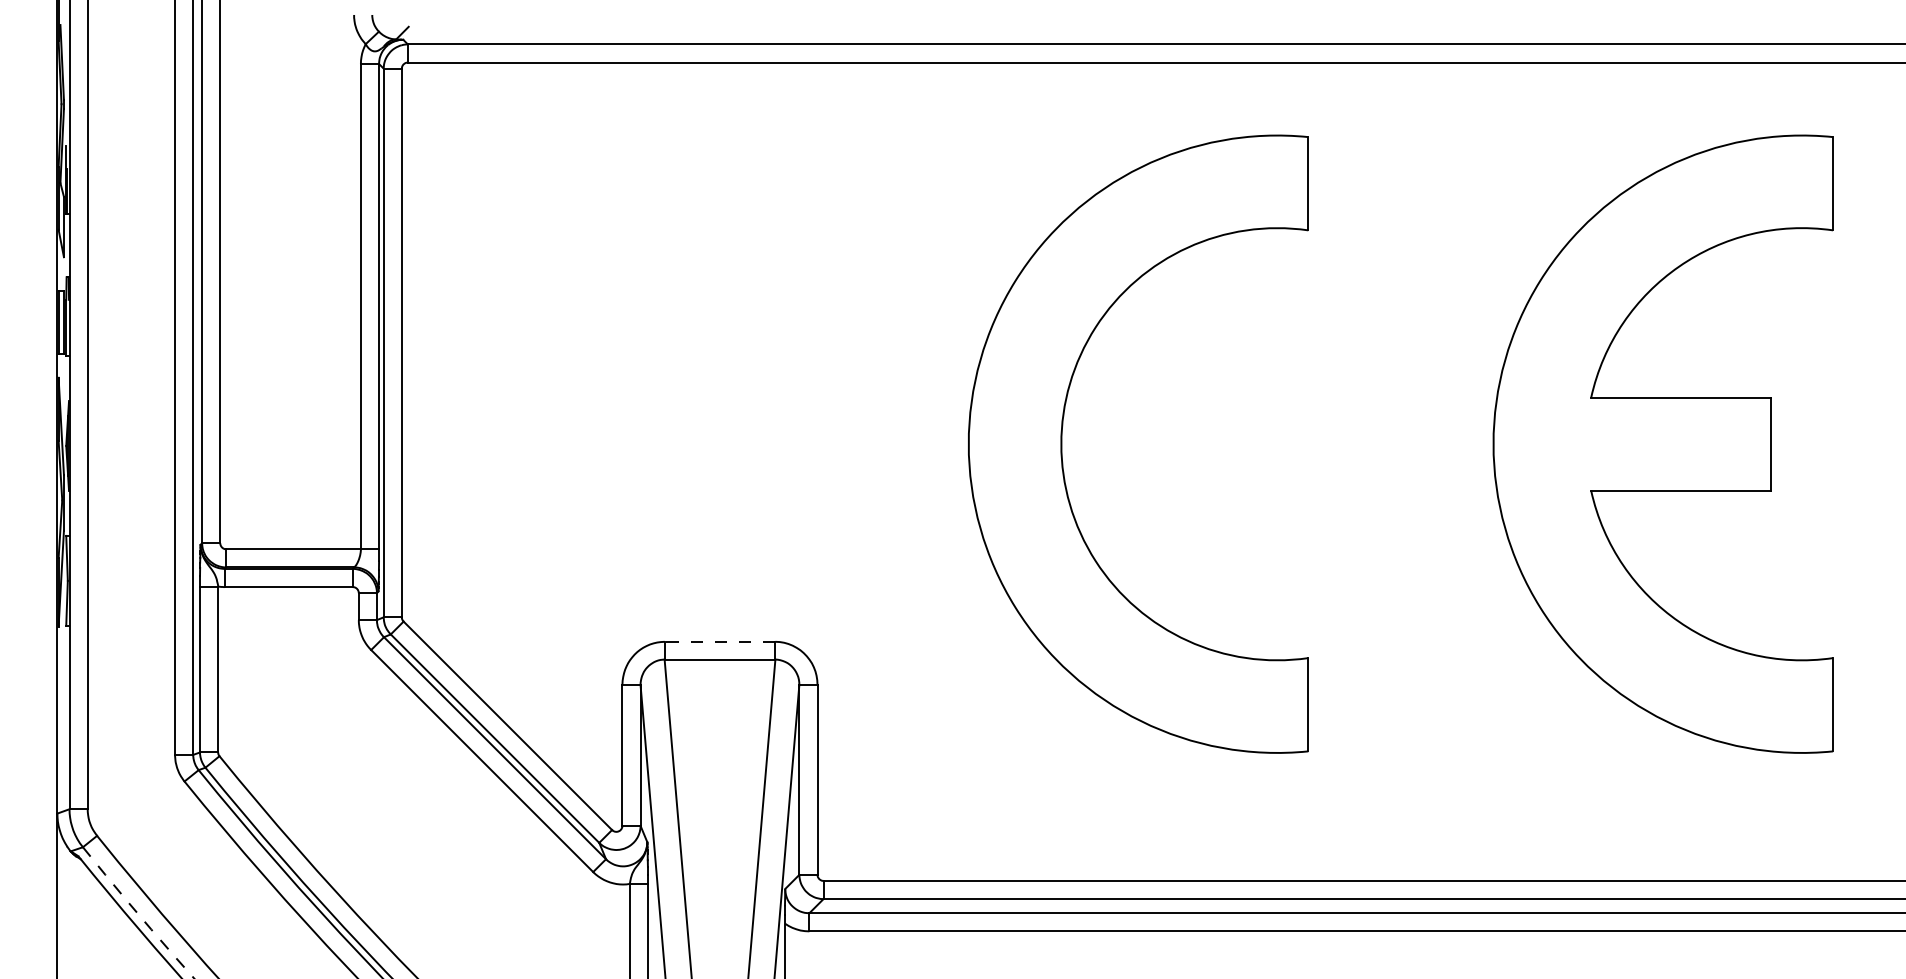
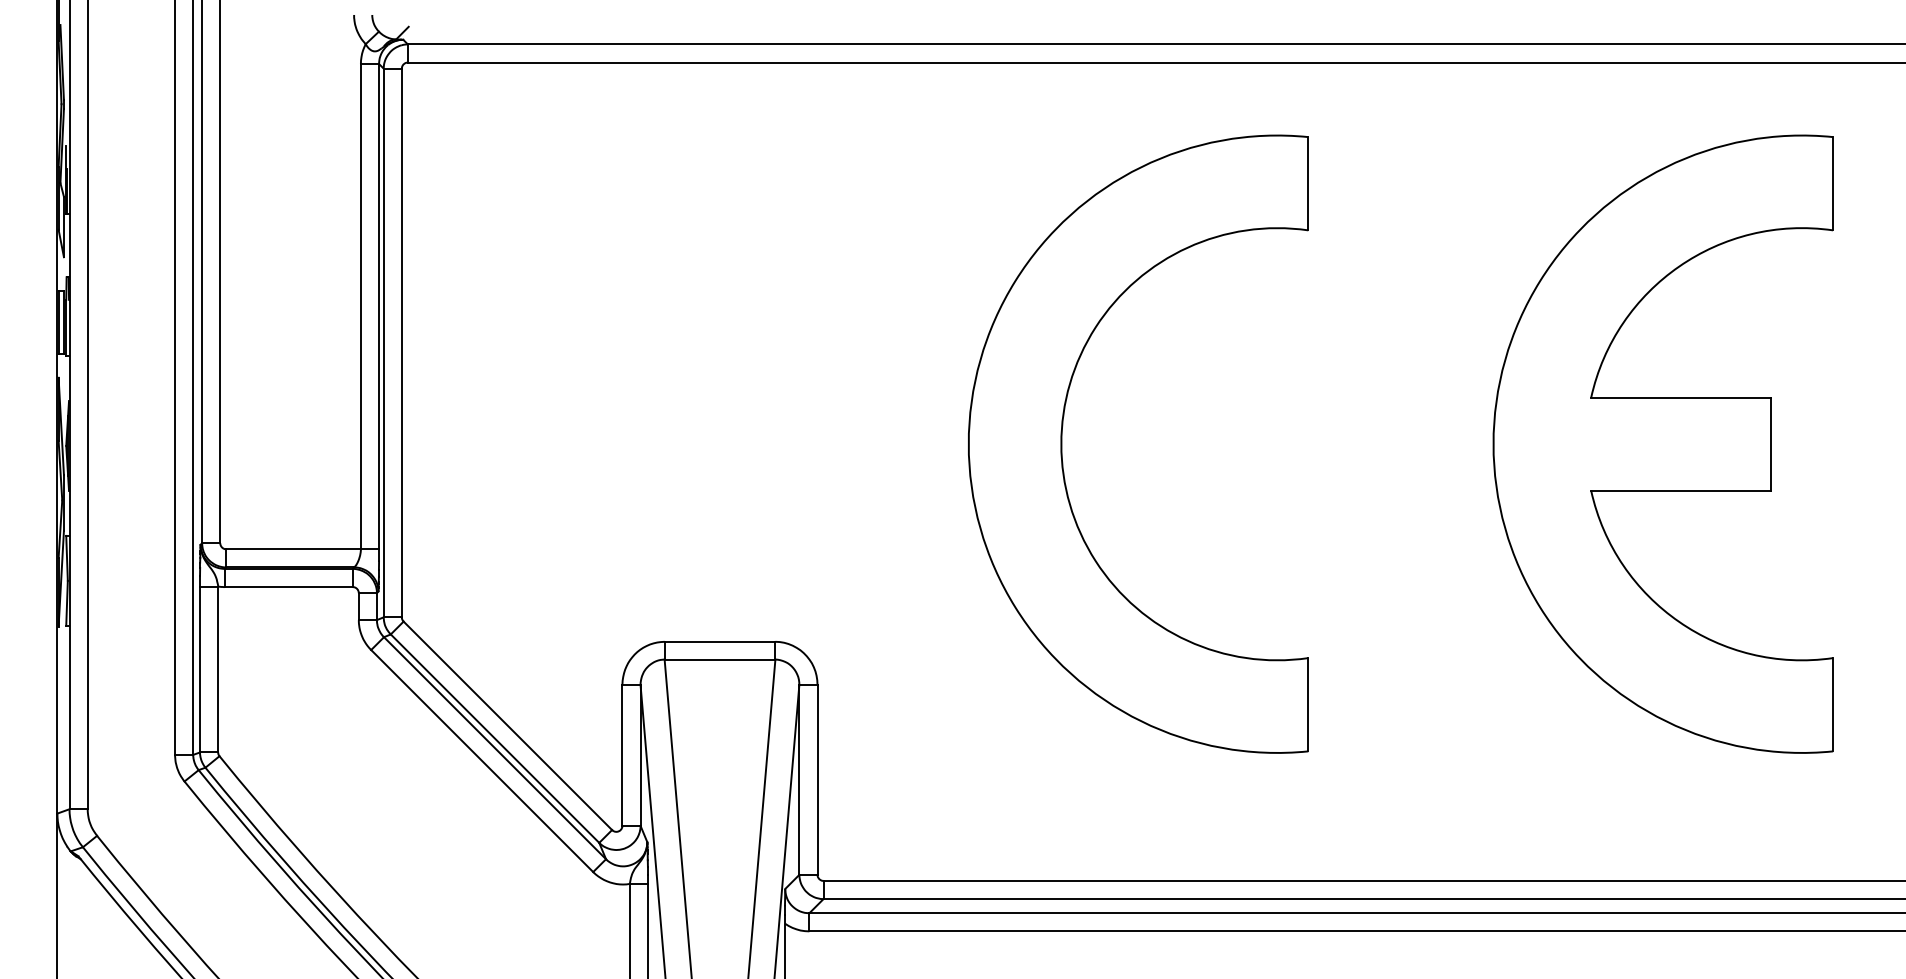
line: dashed -> solid (719, 641)
arc: dashed -> solid (137, 913)
